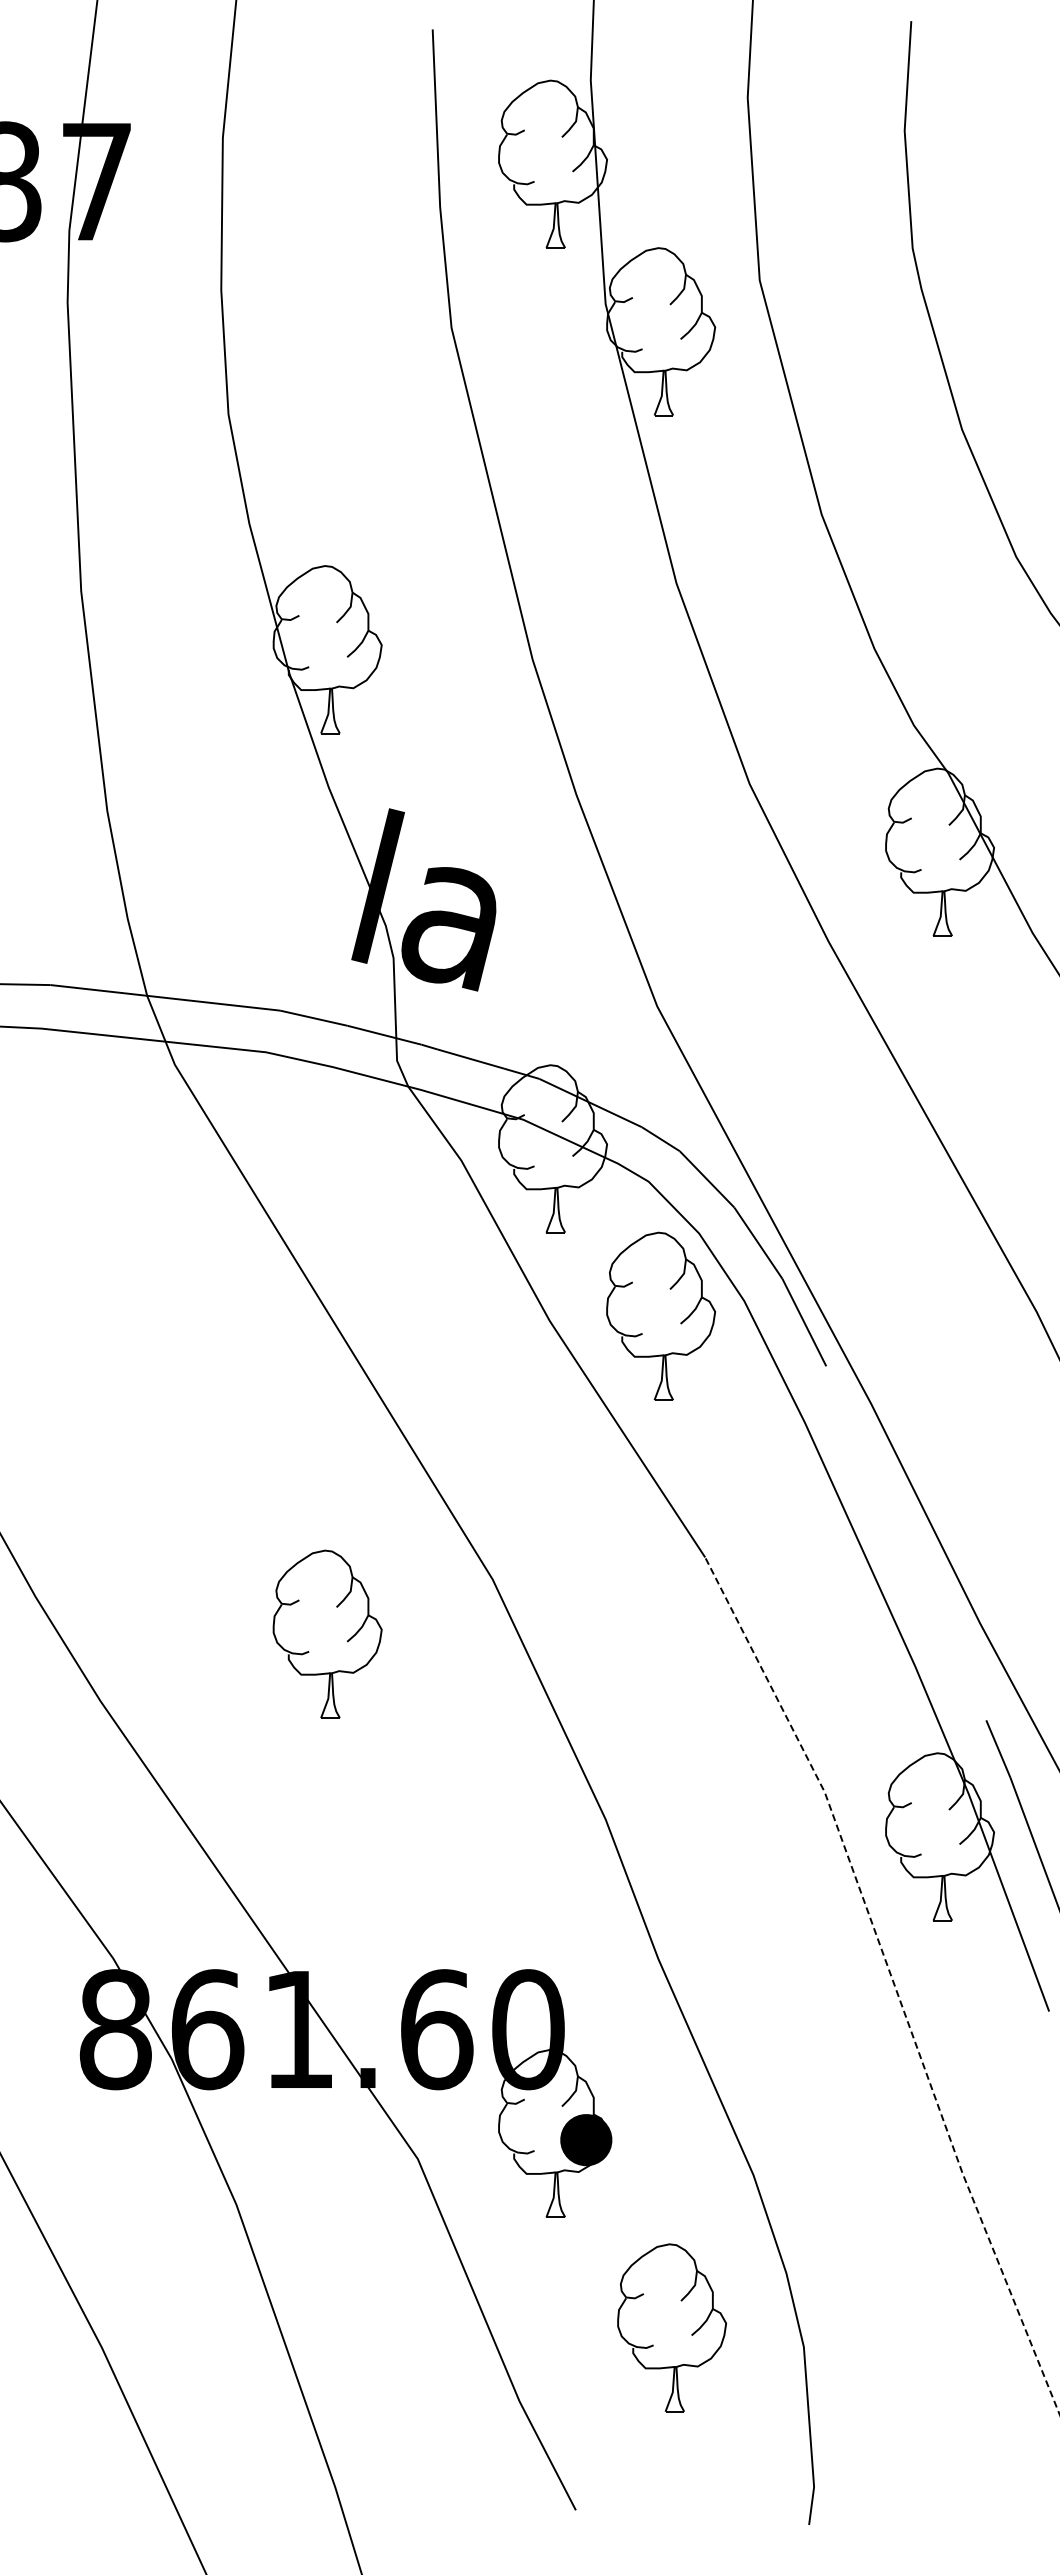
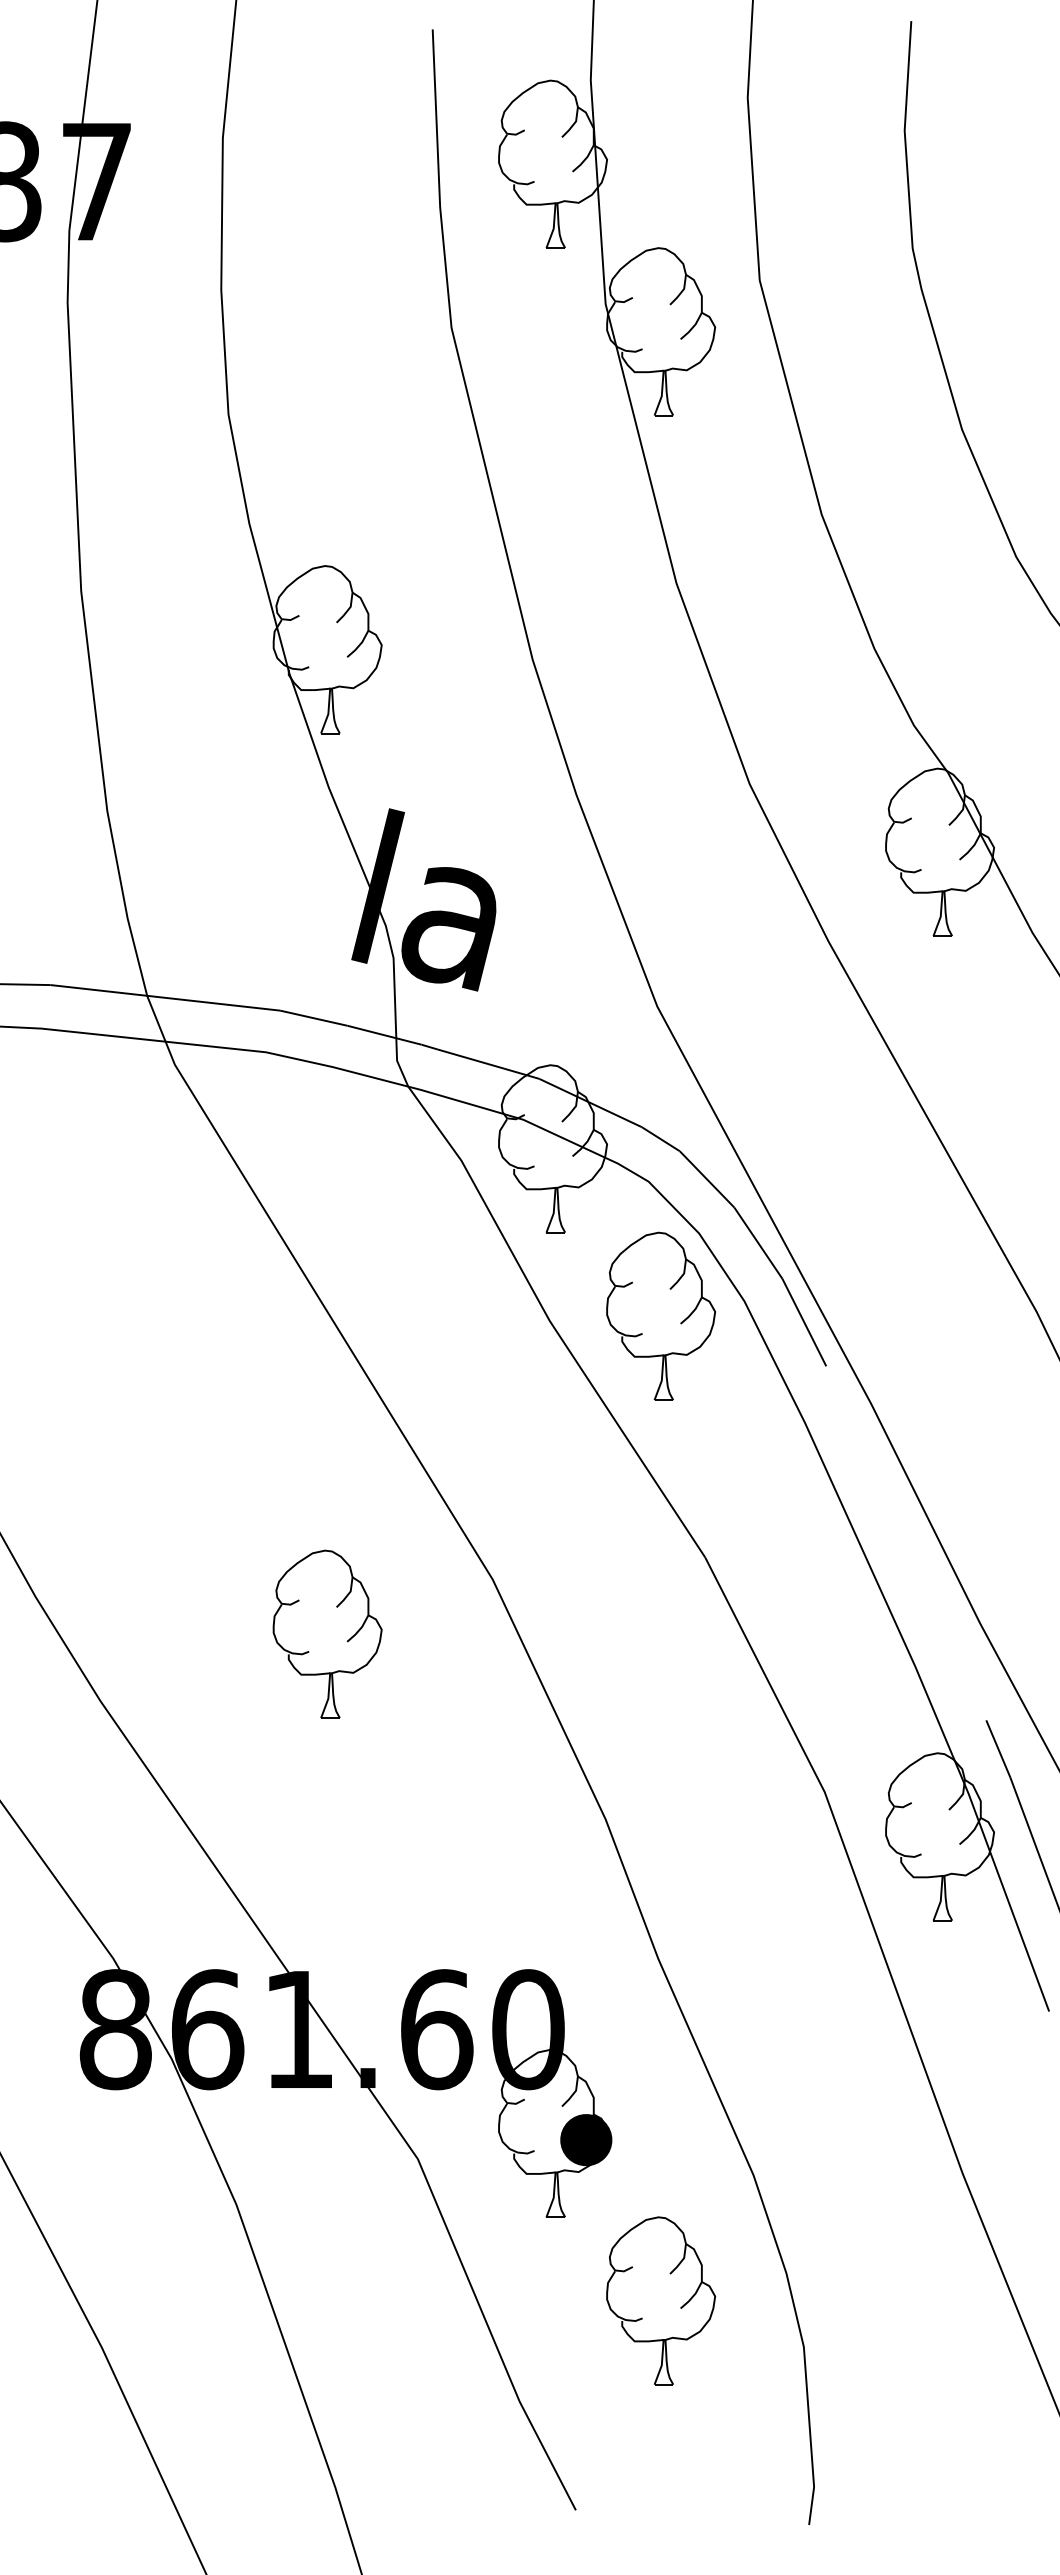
line: dashed -> solid (893, 1981)
part position: (672, 2327) -> (661, 2300) (661, 2300)
